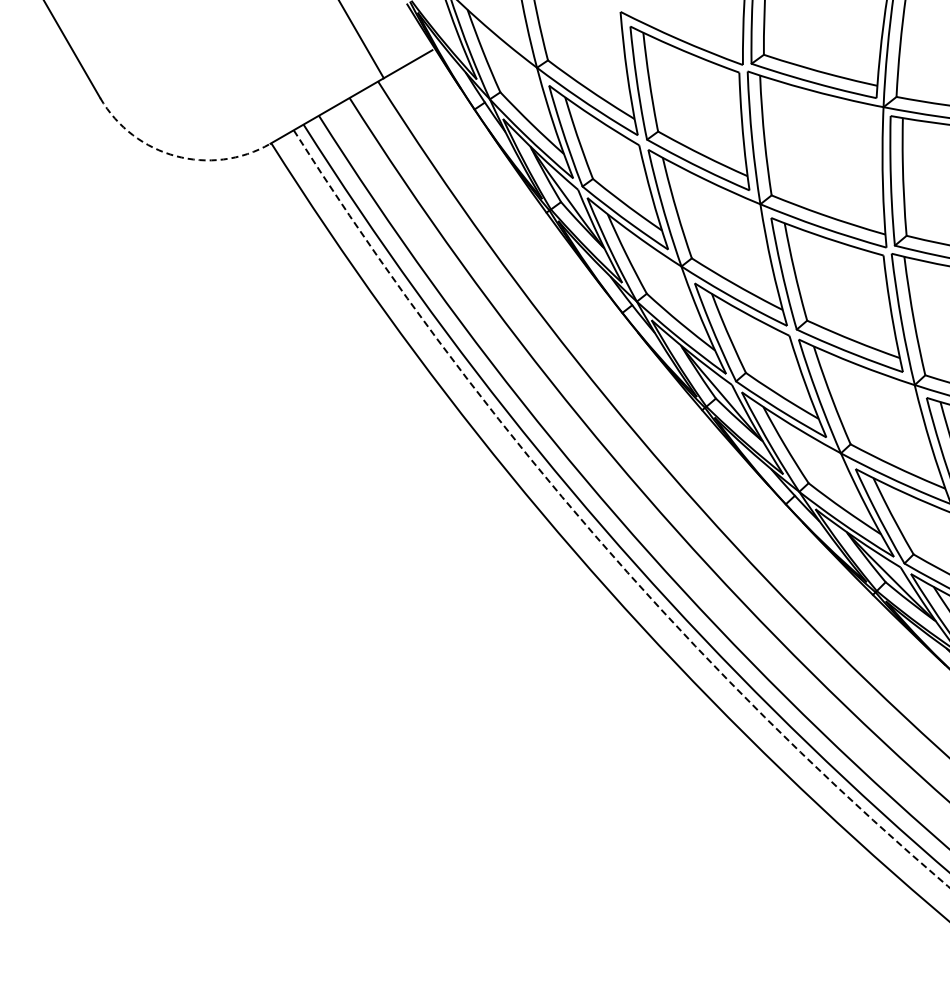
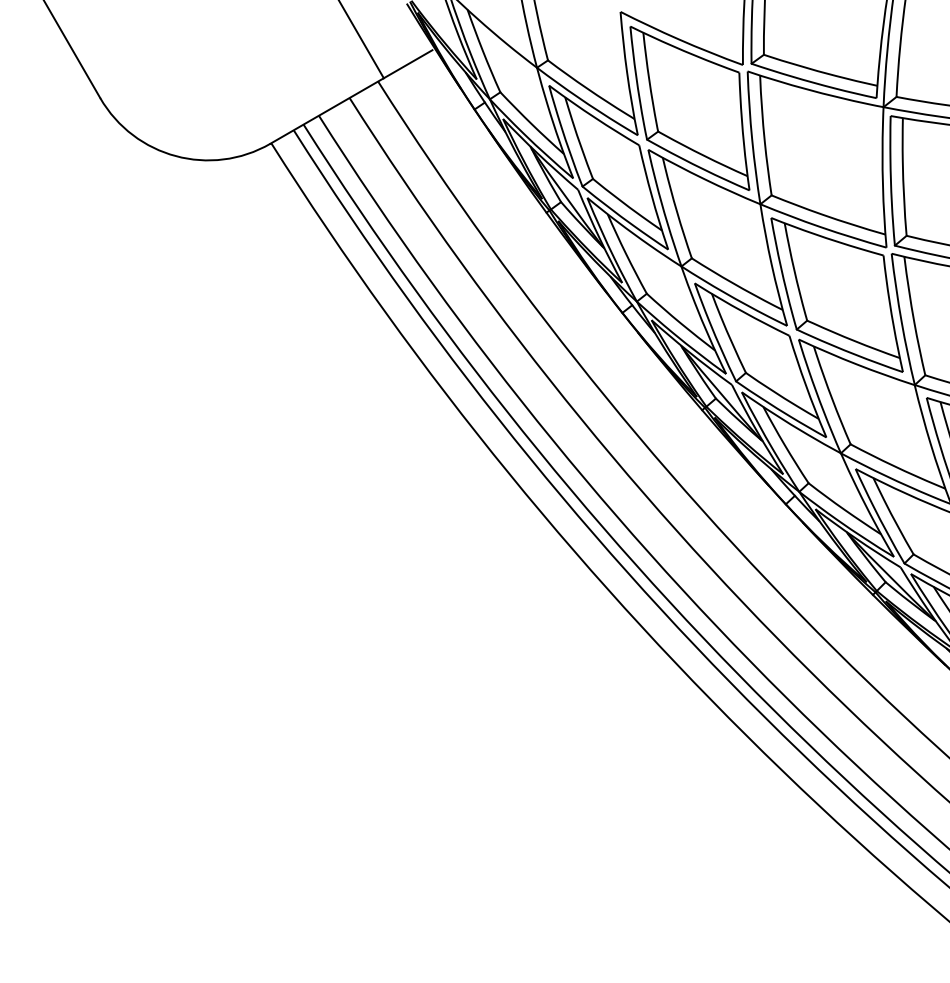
arc: dashed -> solid (175, 156)
arc: dashed -> solid (593, 534)
